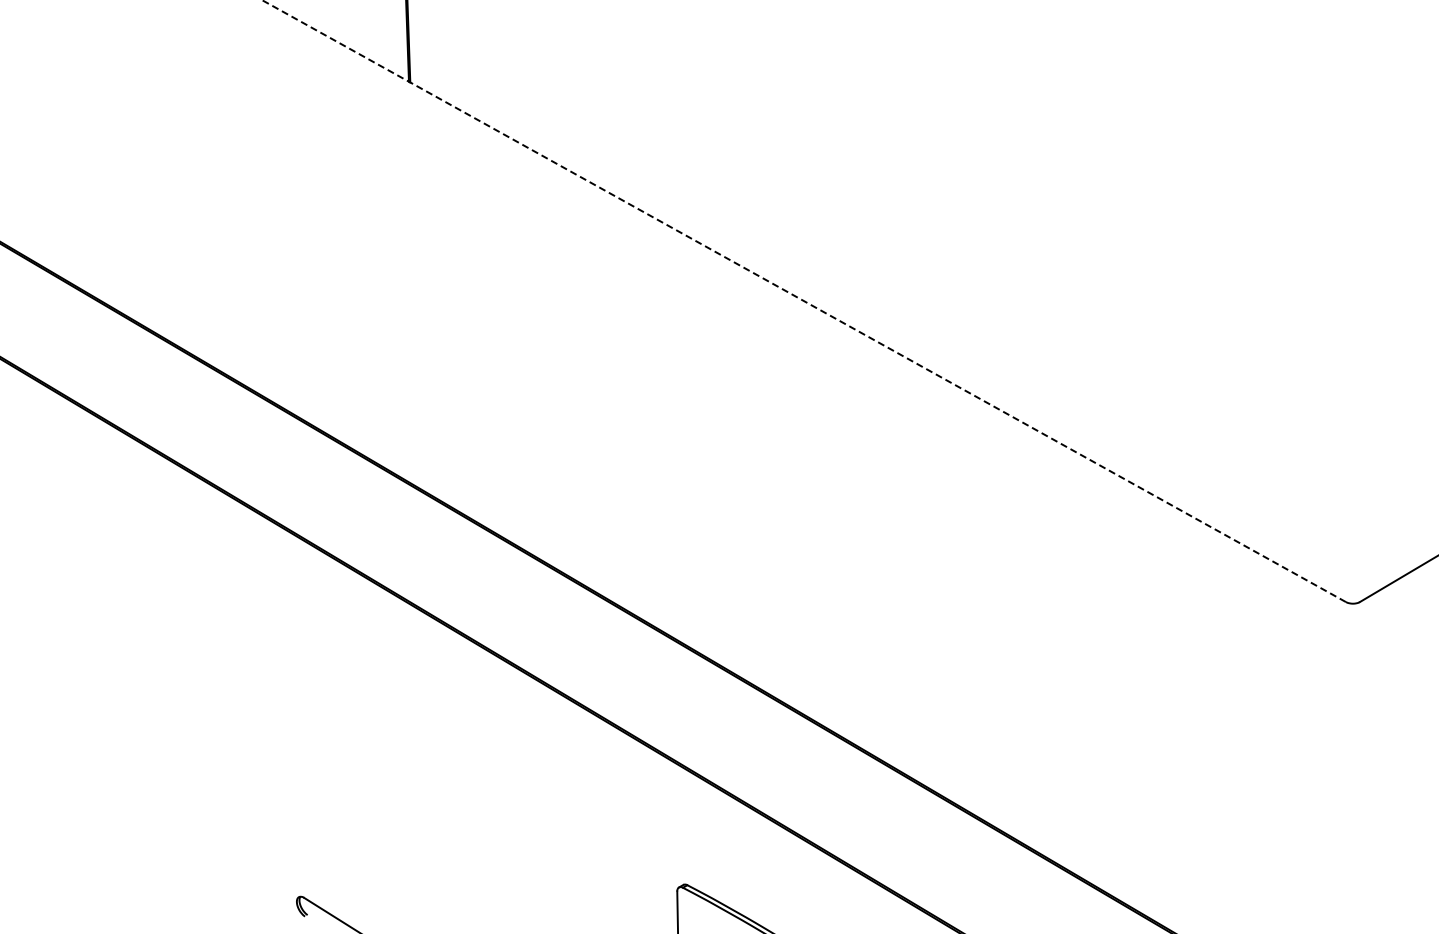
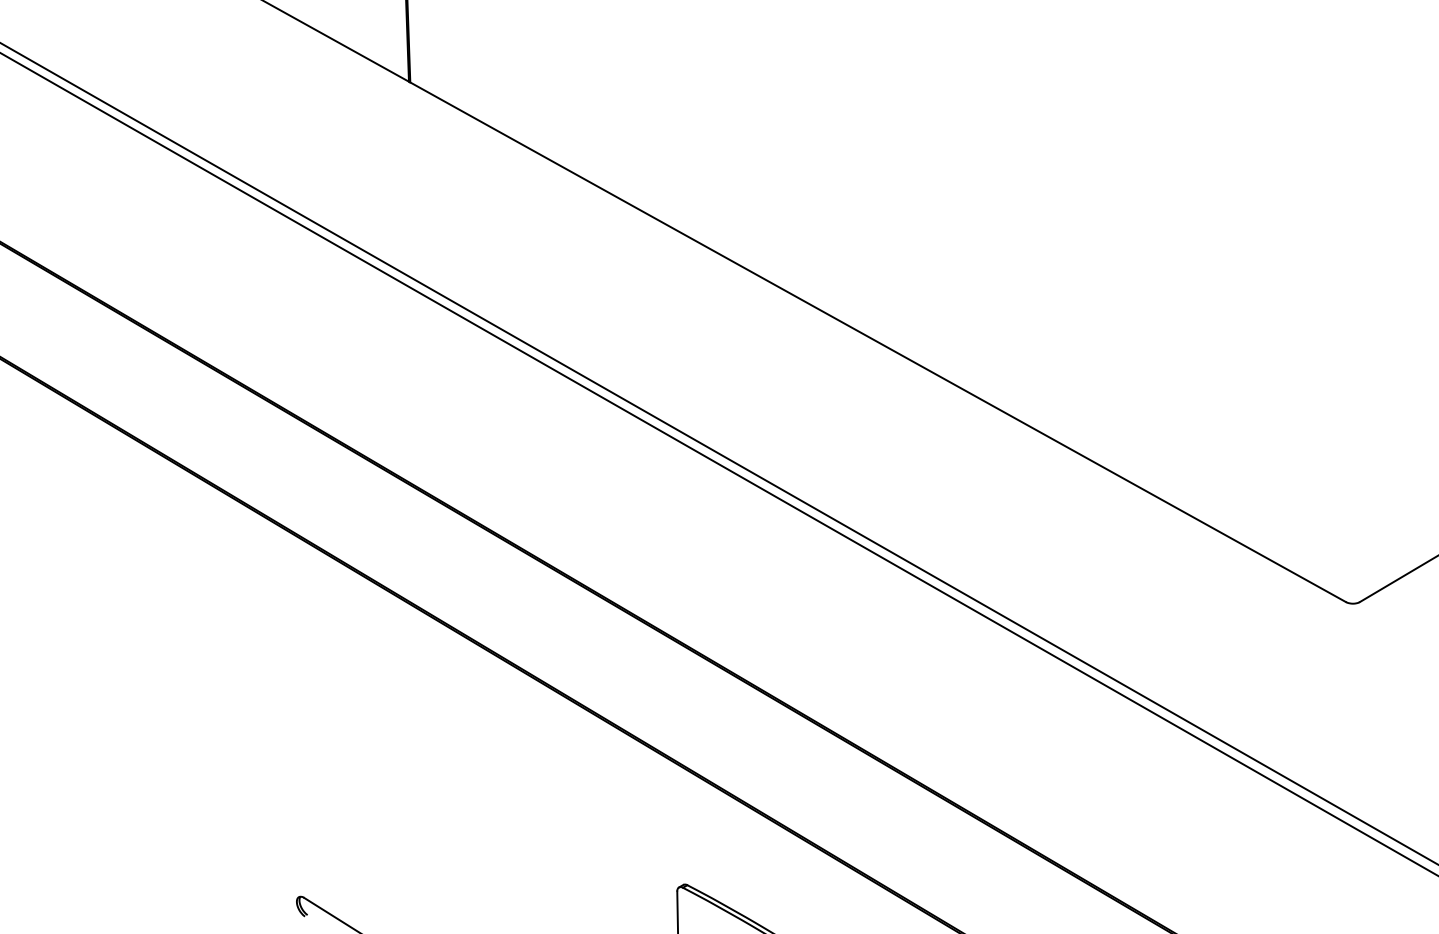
line: dashed -> solid (803, 301)
line: none -> present (718, 453)
line: none -> present (718, 463)
